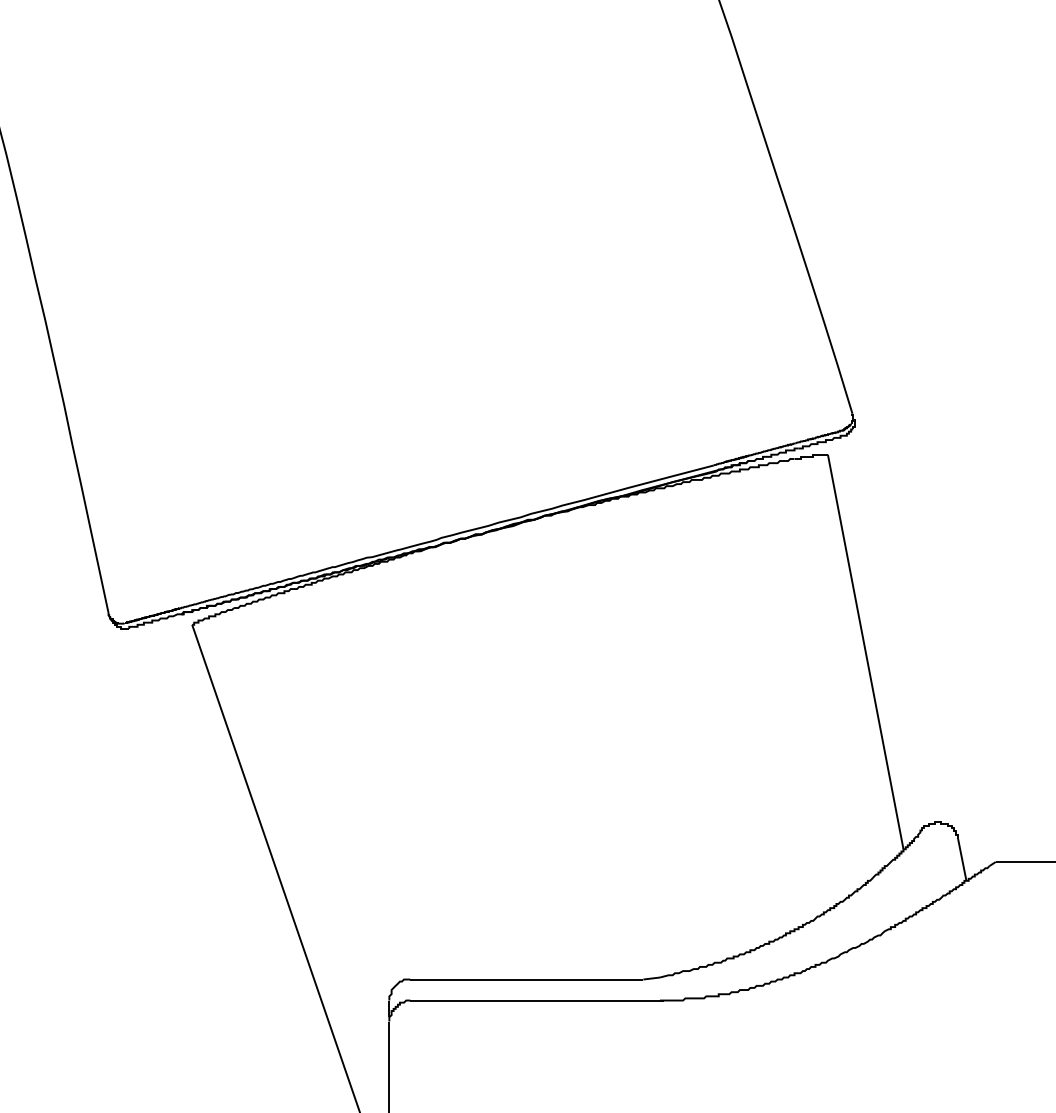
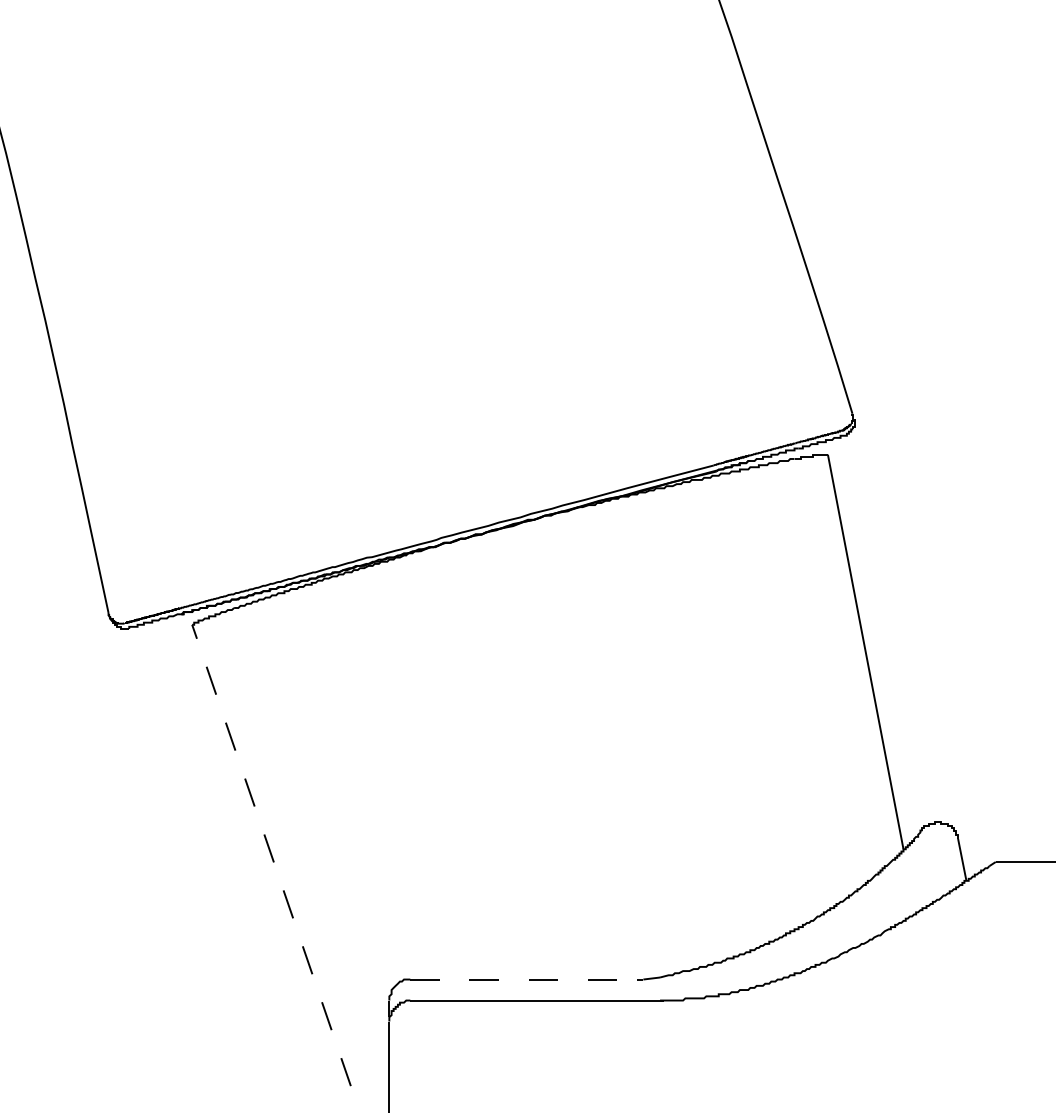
line: solid -> dashed (275, 868)
line: solid -> dashed (524, 979)
